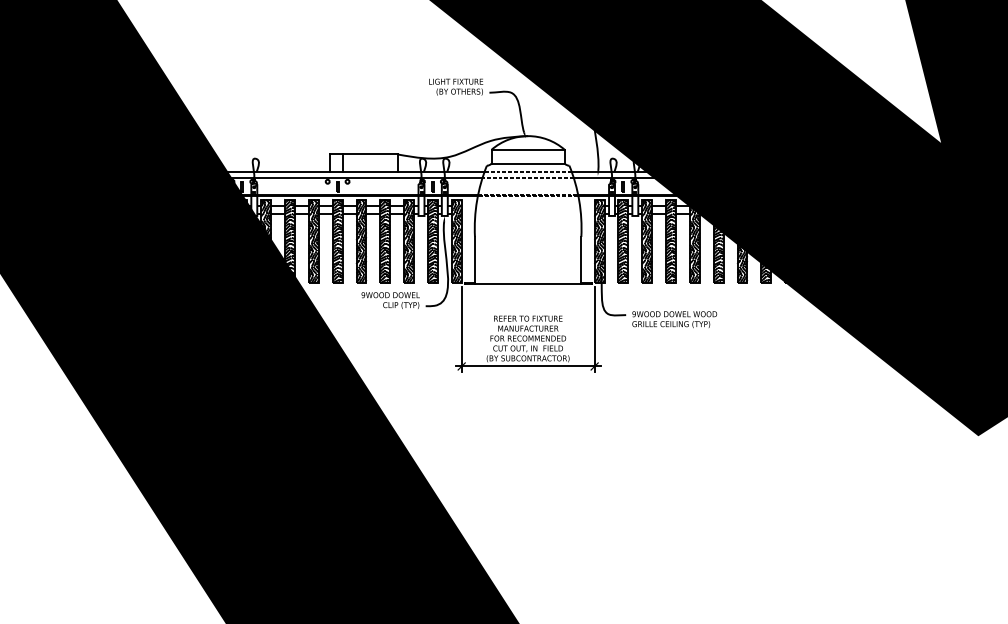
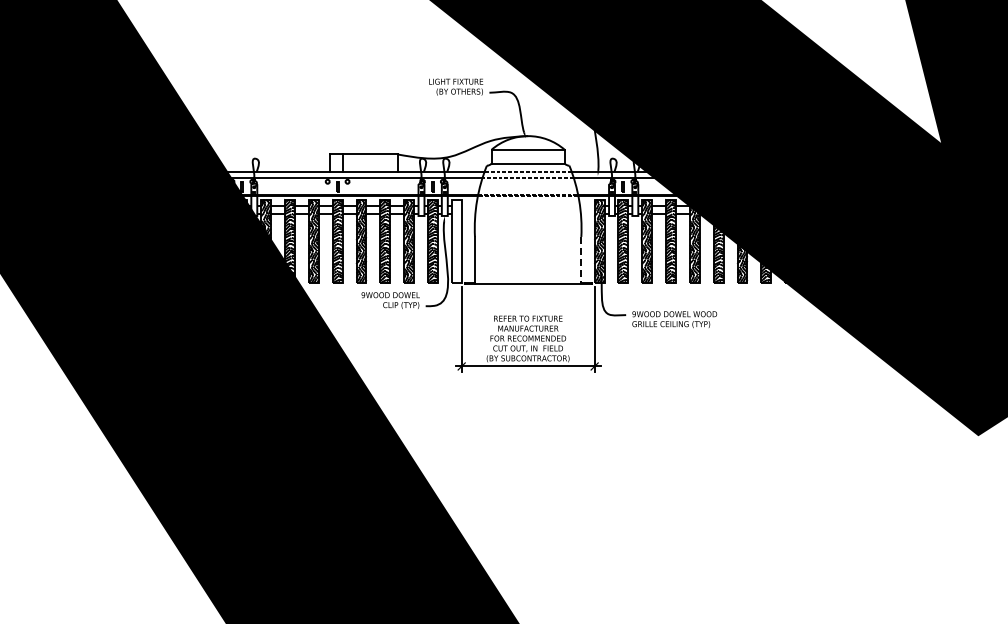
hatch: present -> none (456, 240)
line: solid -> dashed (581, 260)
